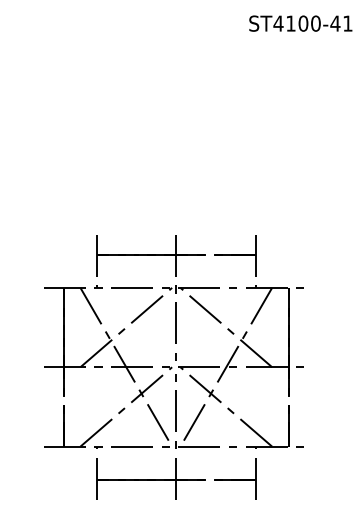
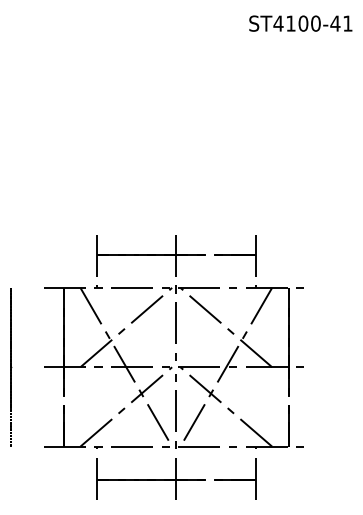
line: none -> present (11, 367)
